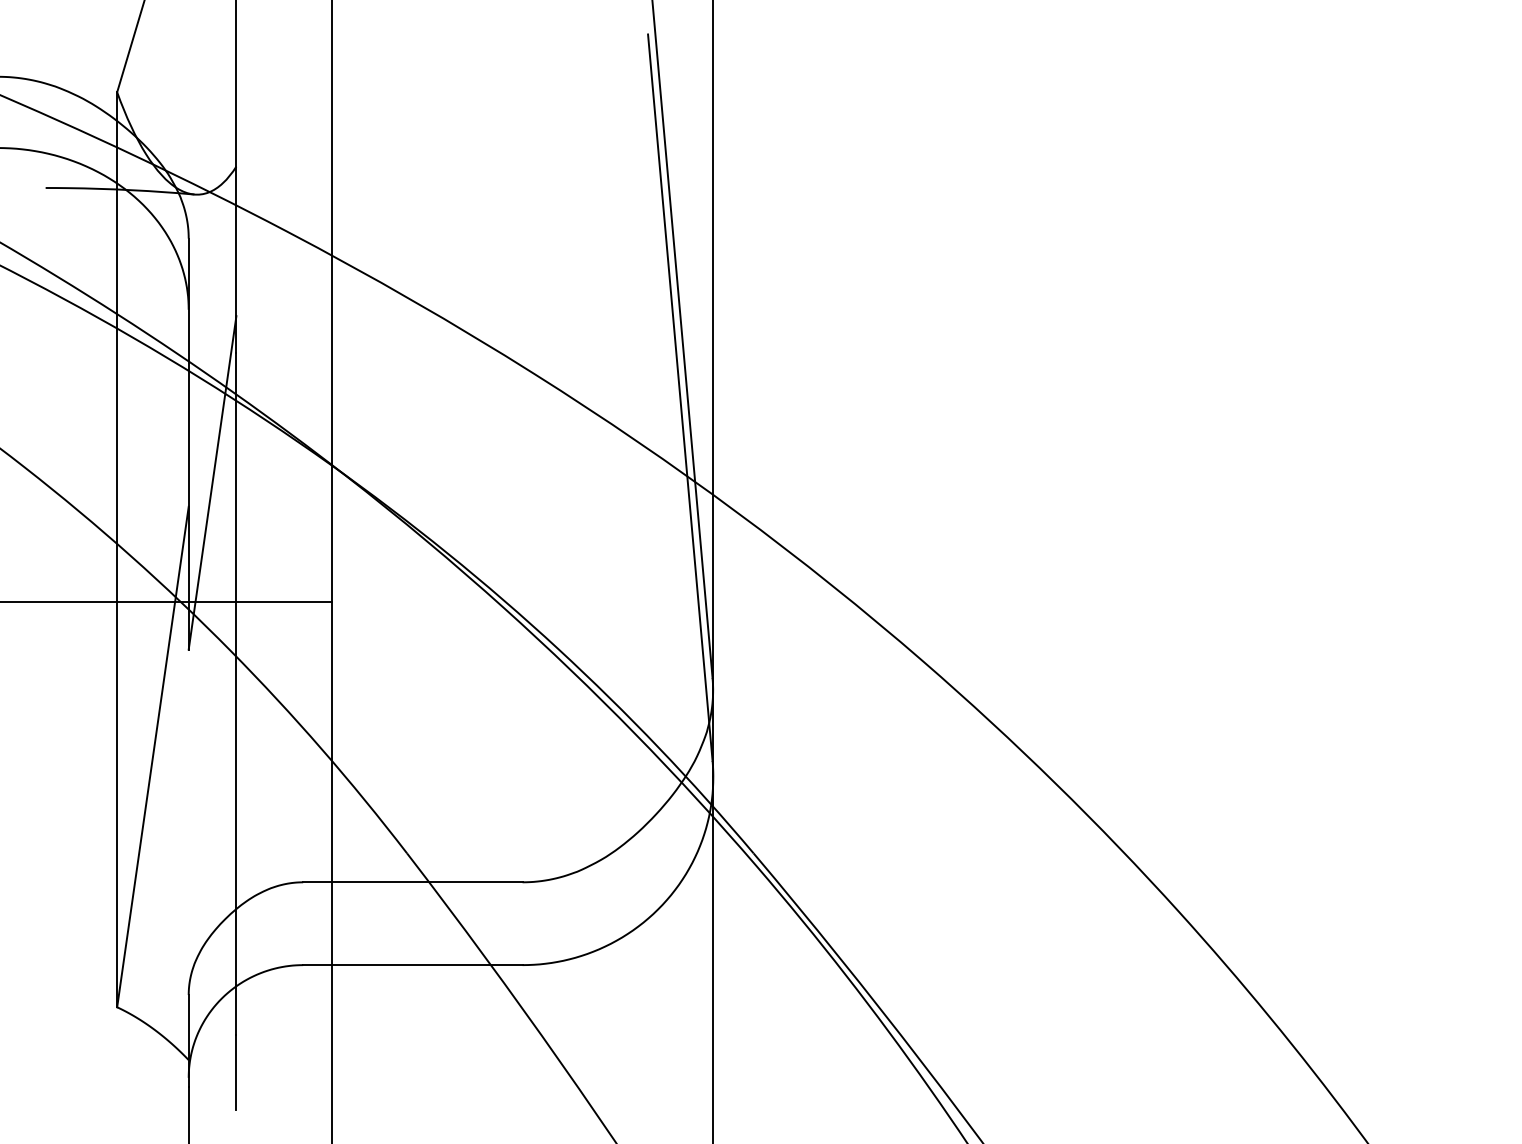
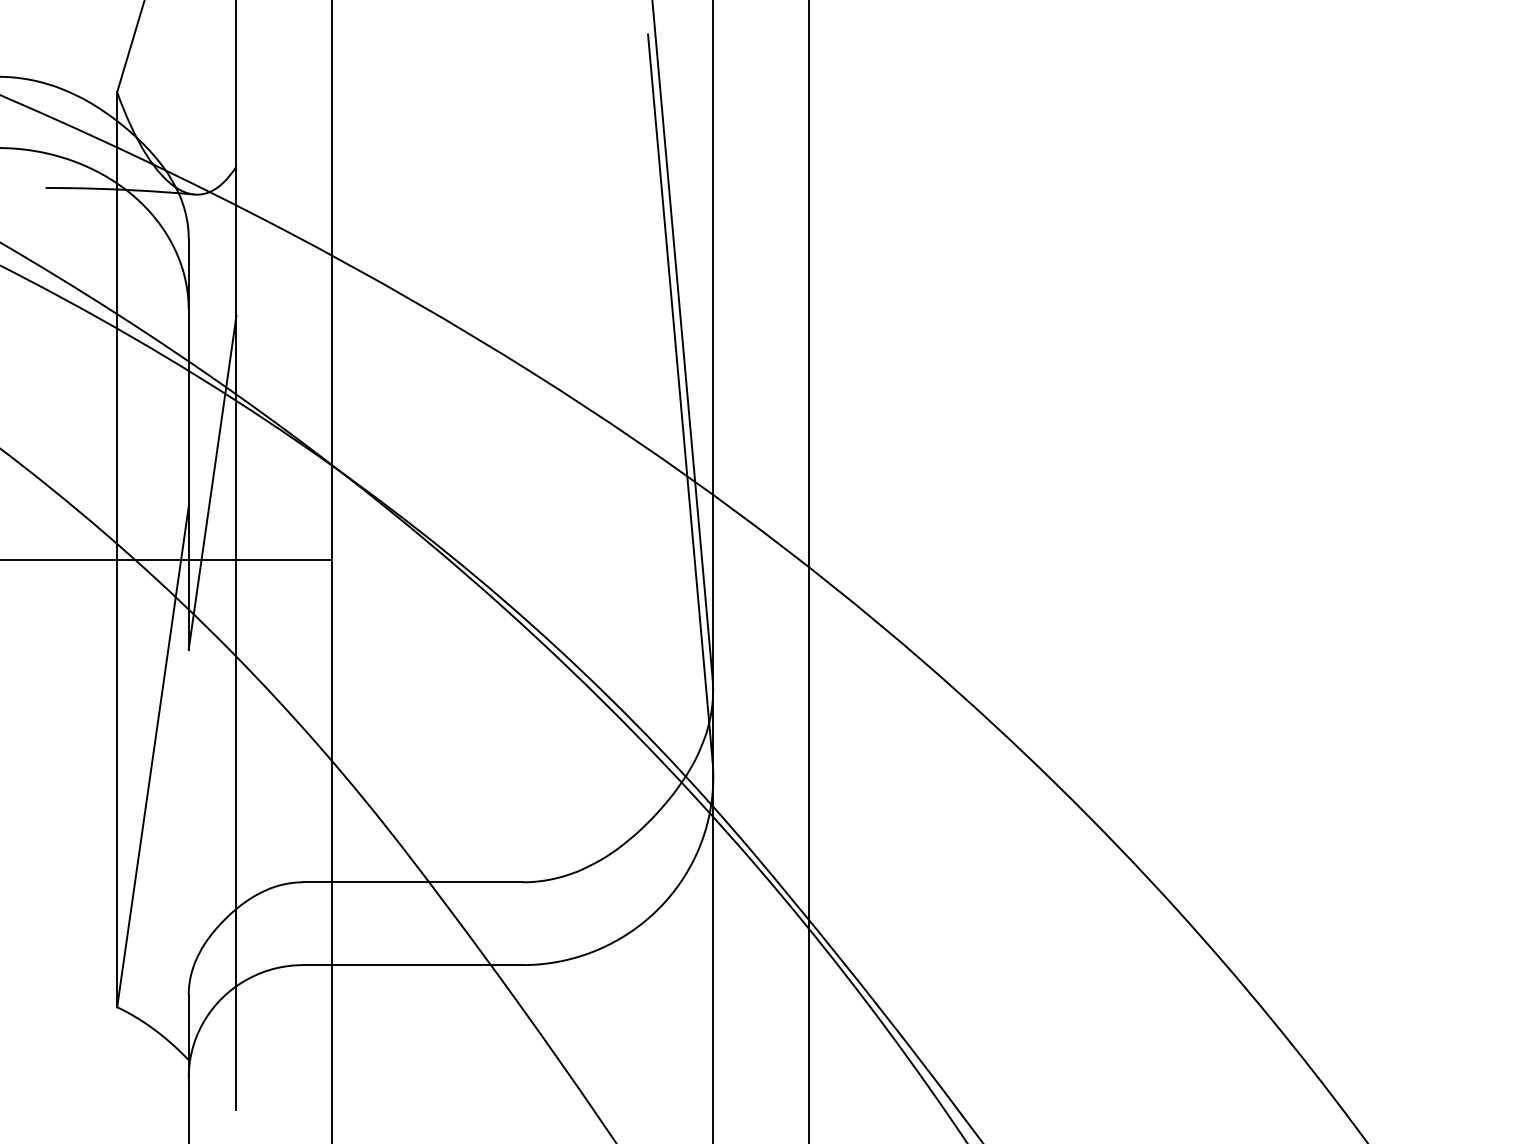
line: none -> present (808, 571)
line position: (166, 602) -> (166, 560) (166, 560)
